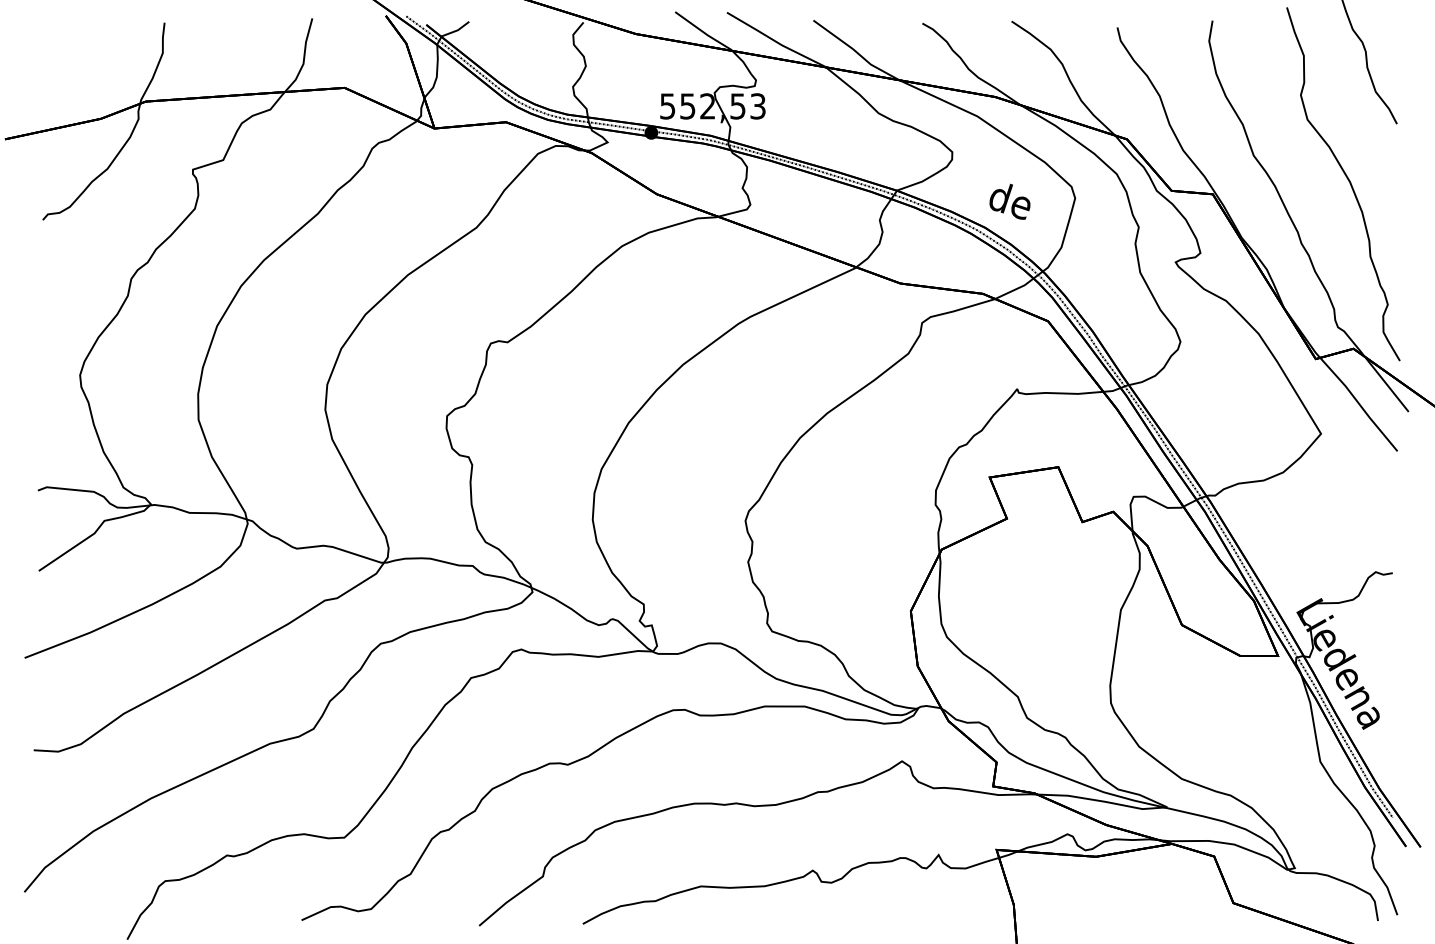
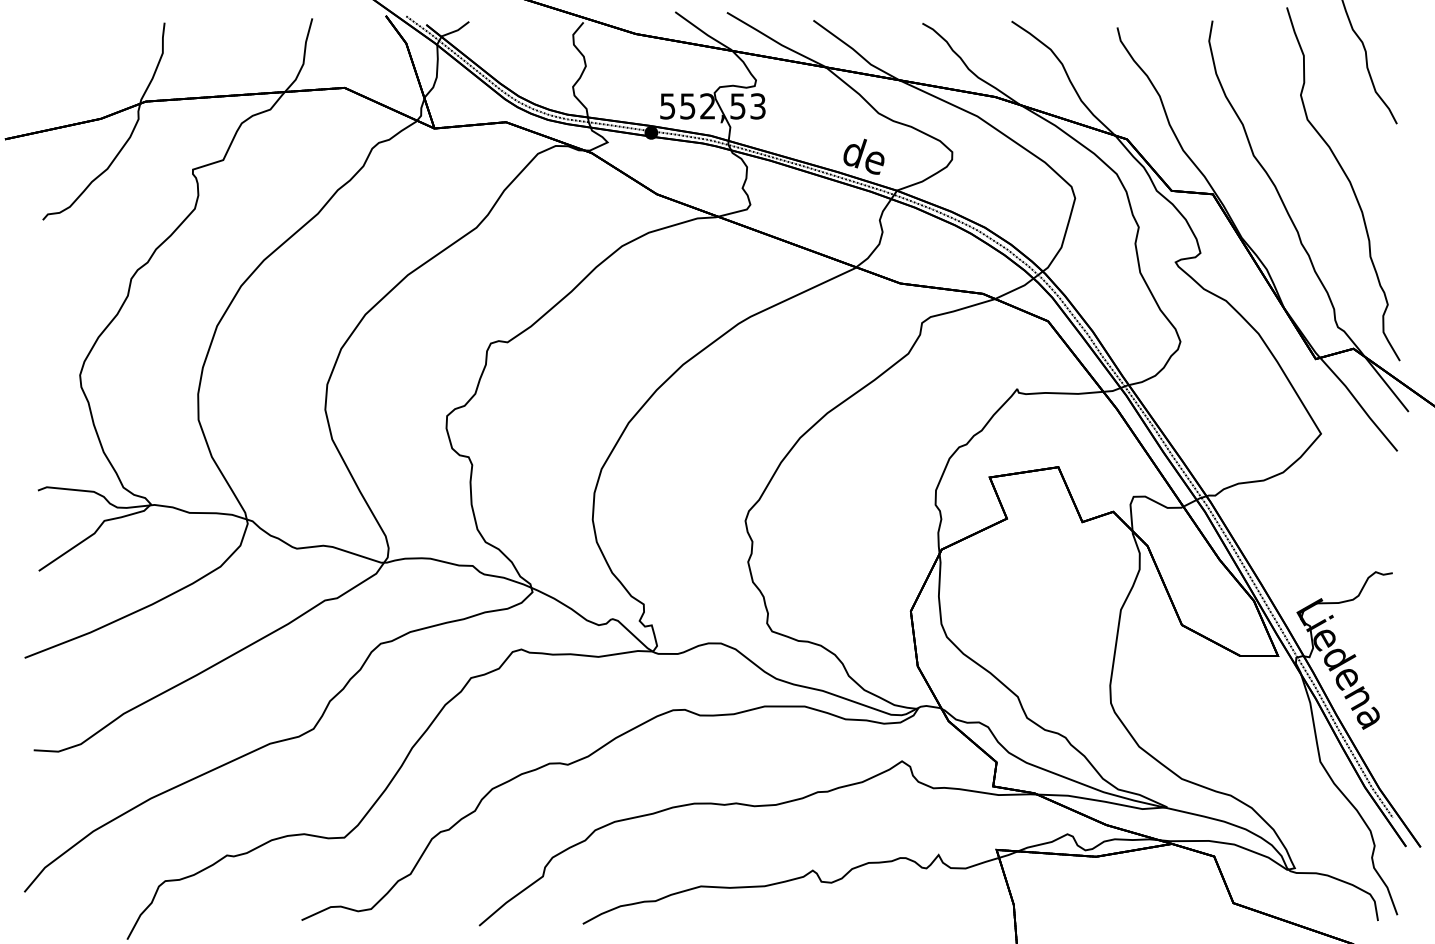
text position: (1009, 201) -> (863, 156) (863, 156)
